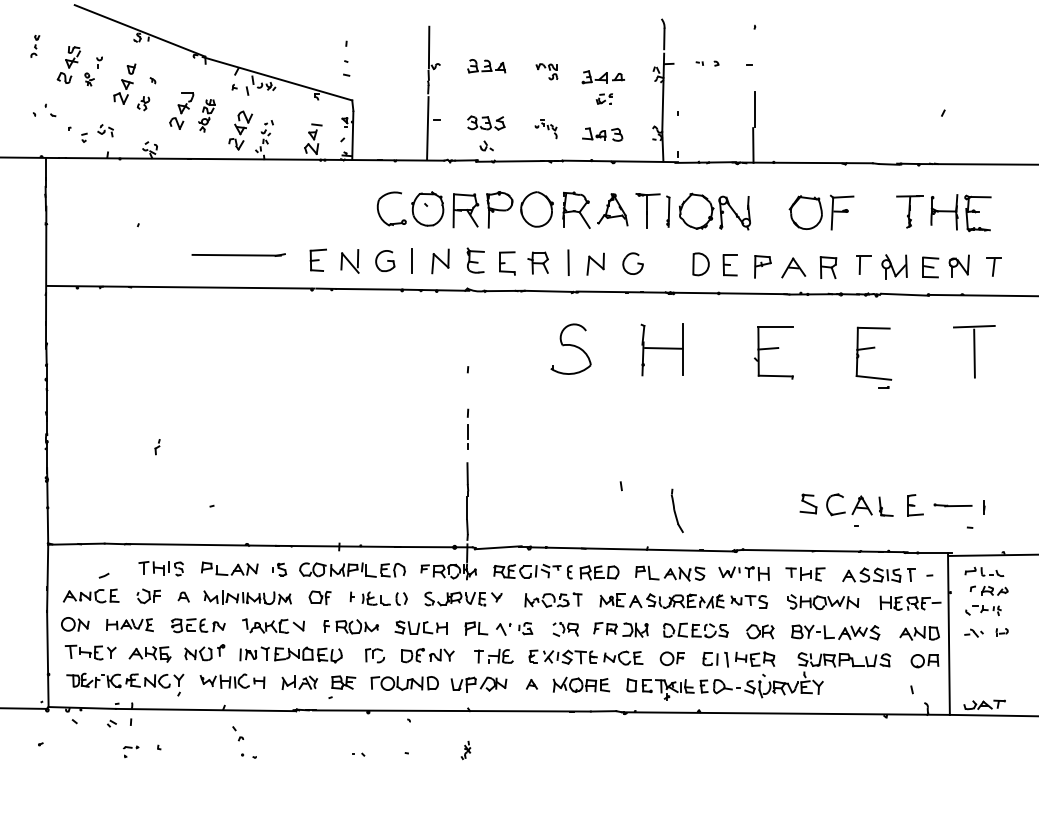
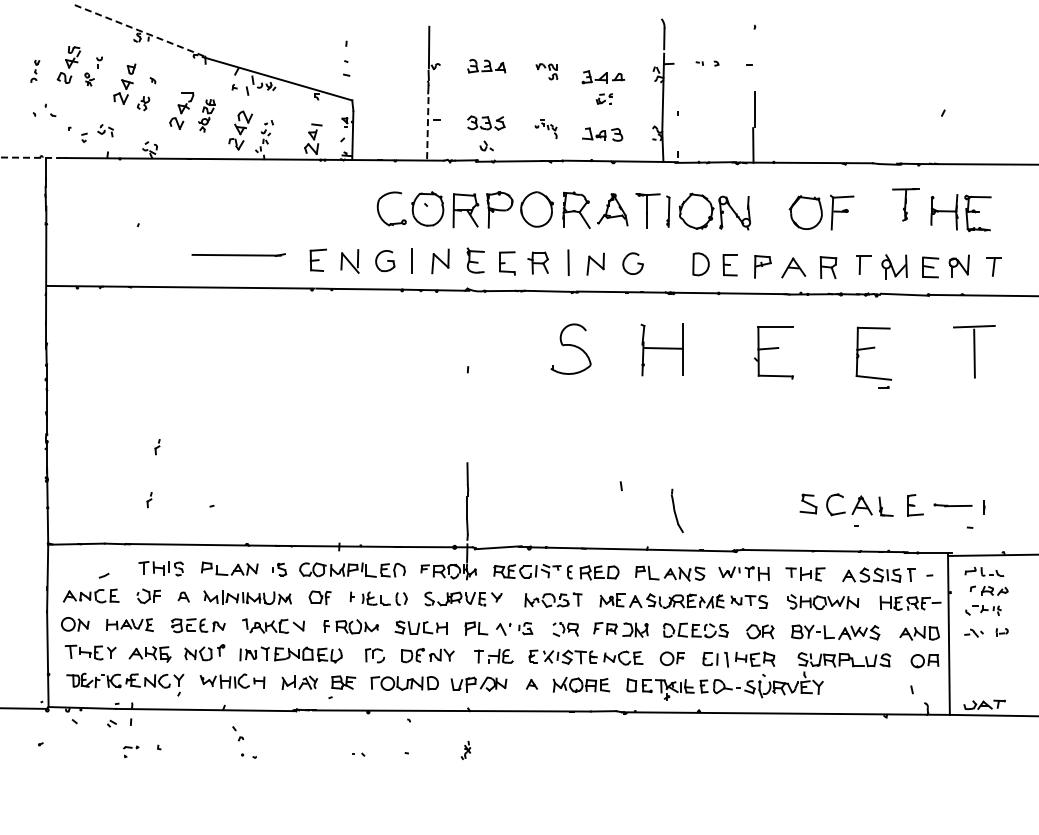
line: solid -> dashed (140, 31)
part position: (35, 45) -> (35, 70) (35, 70)
line: solid -> dashed (427, 129)
line: solid -> dashed (30, 157)
part position: (909, 211) -> (905, 204) (905, 204)
part: present -> none (467, 428)
part: none -> present (149, 500)
